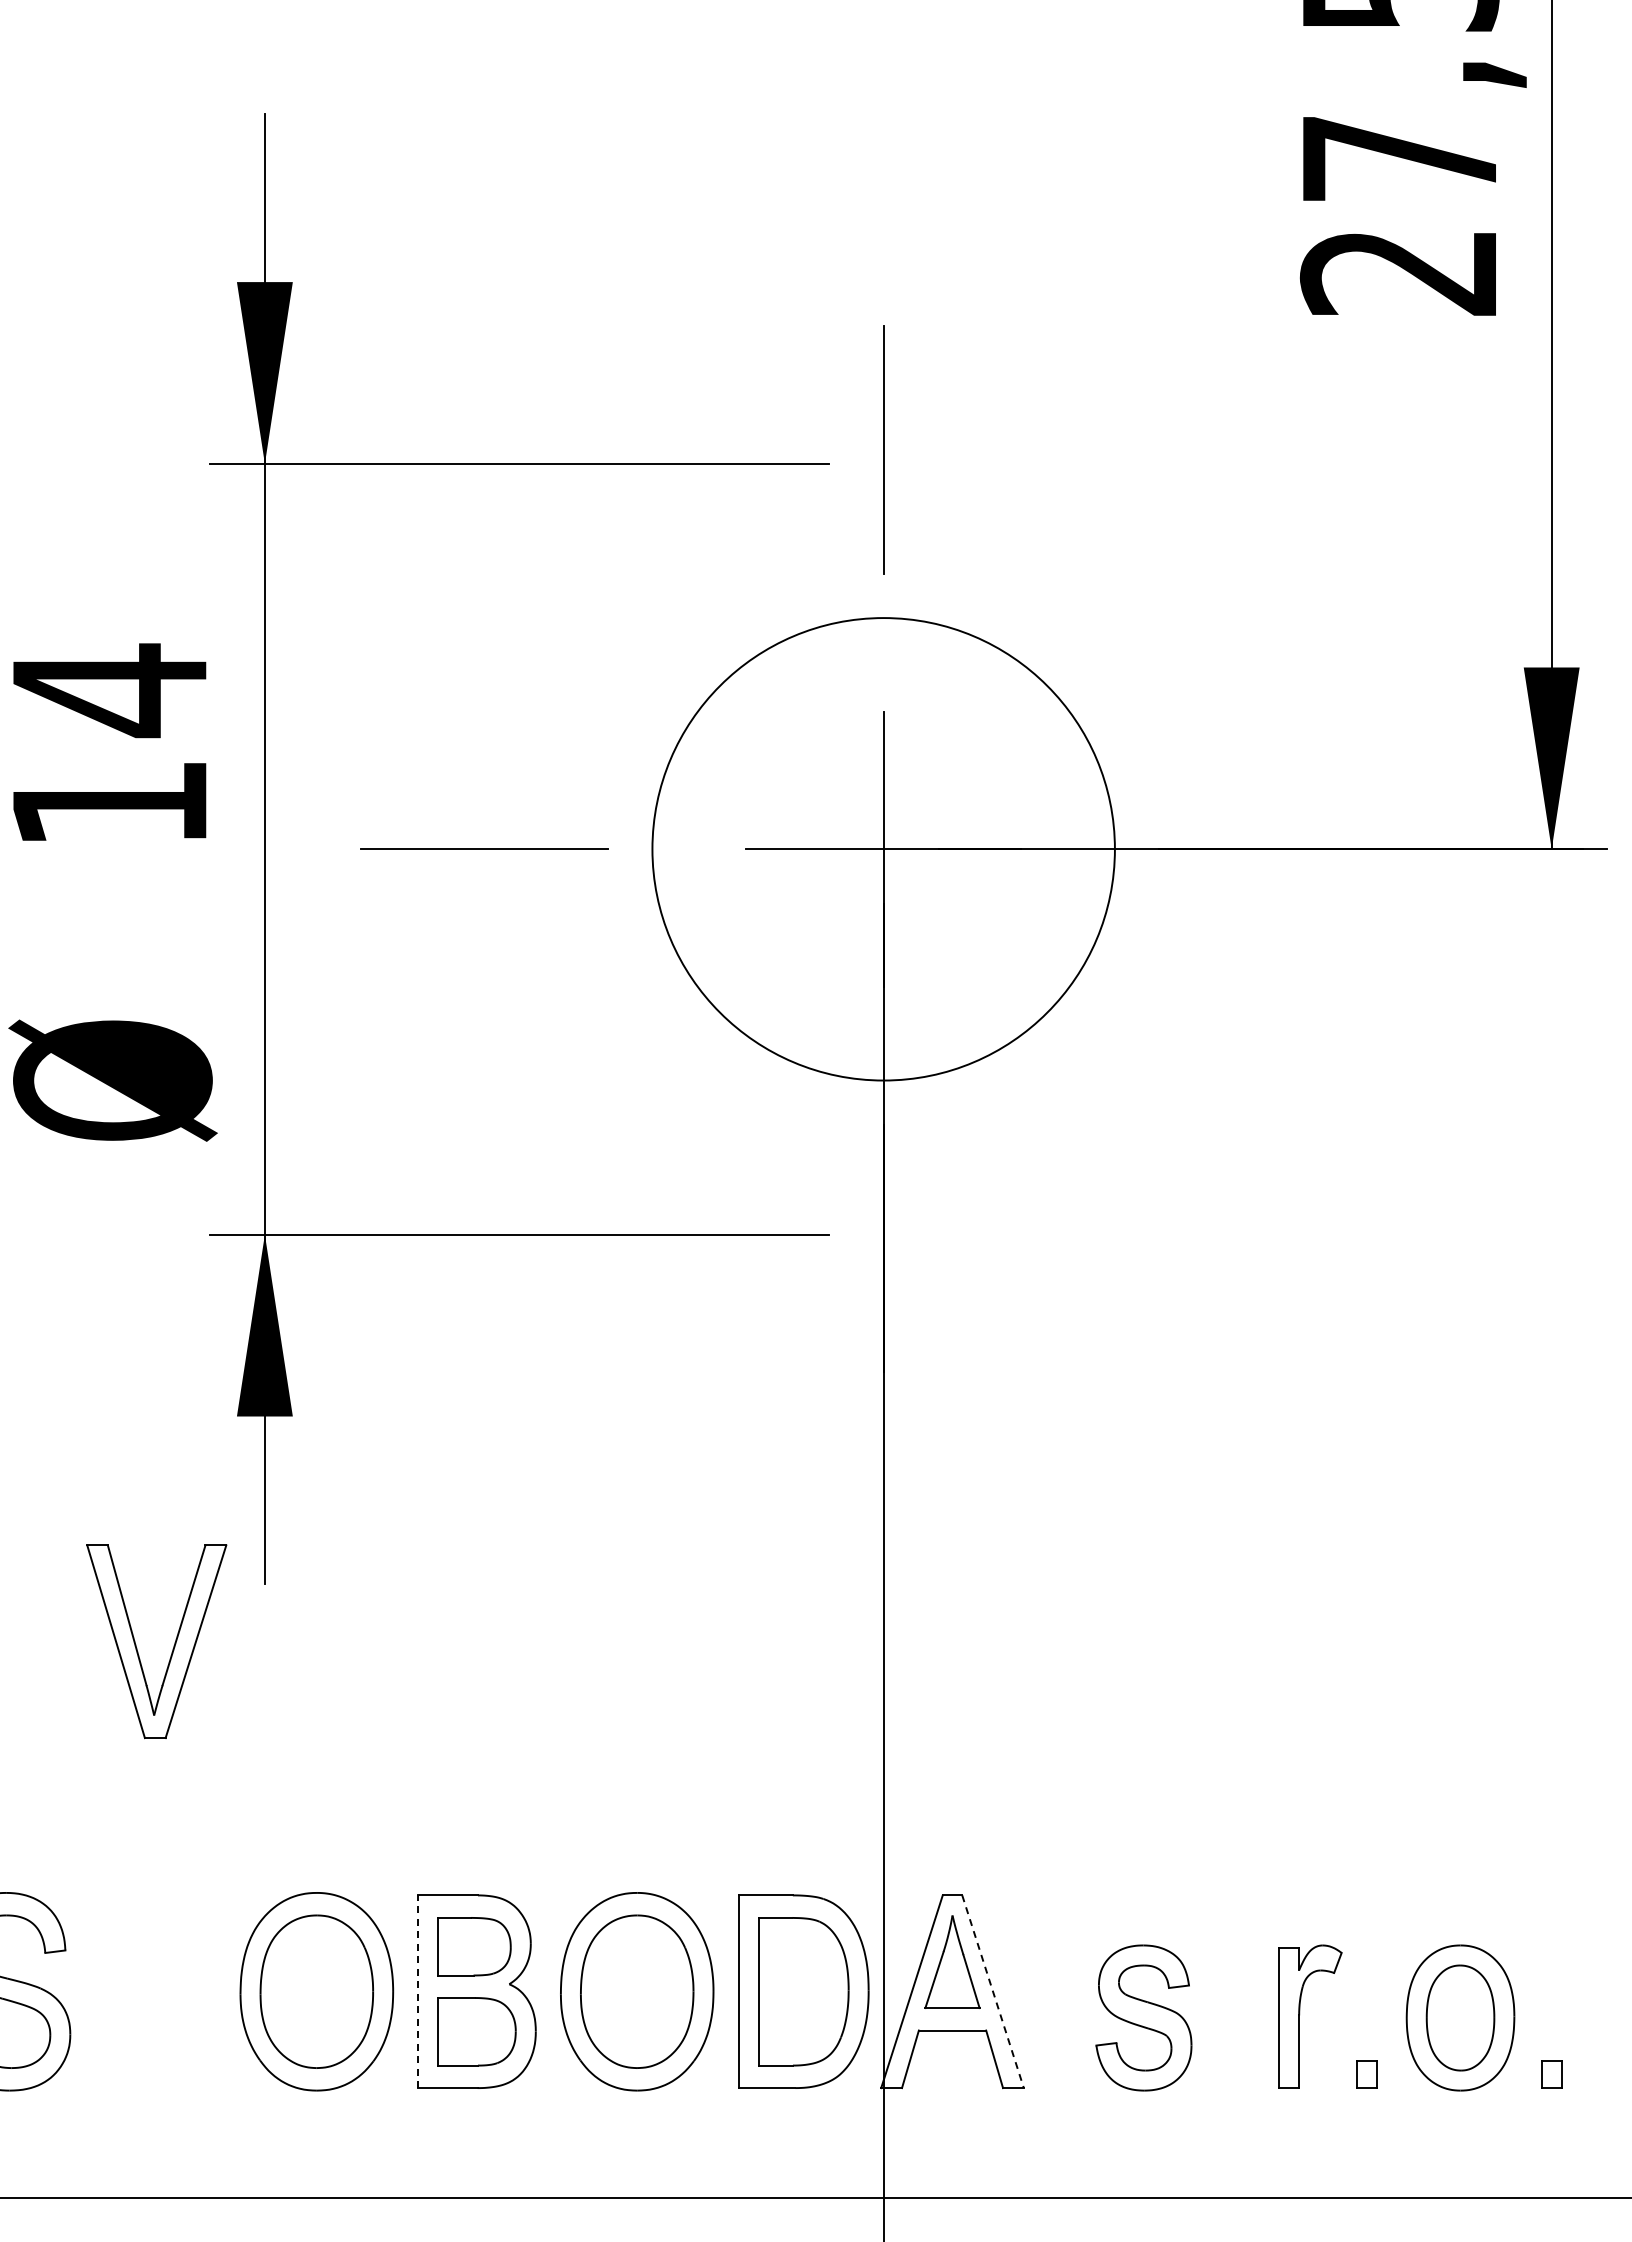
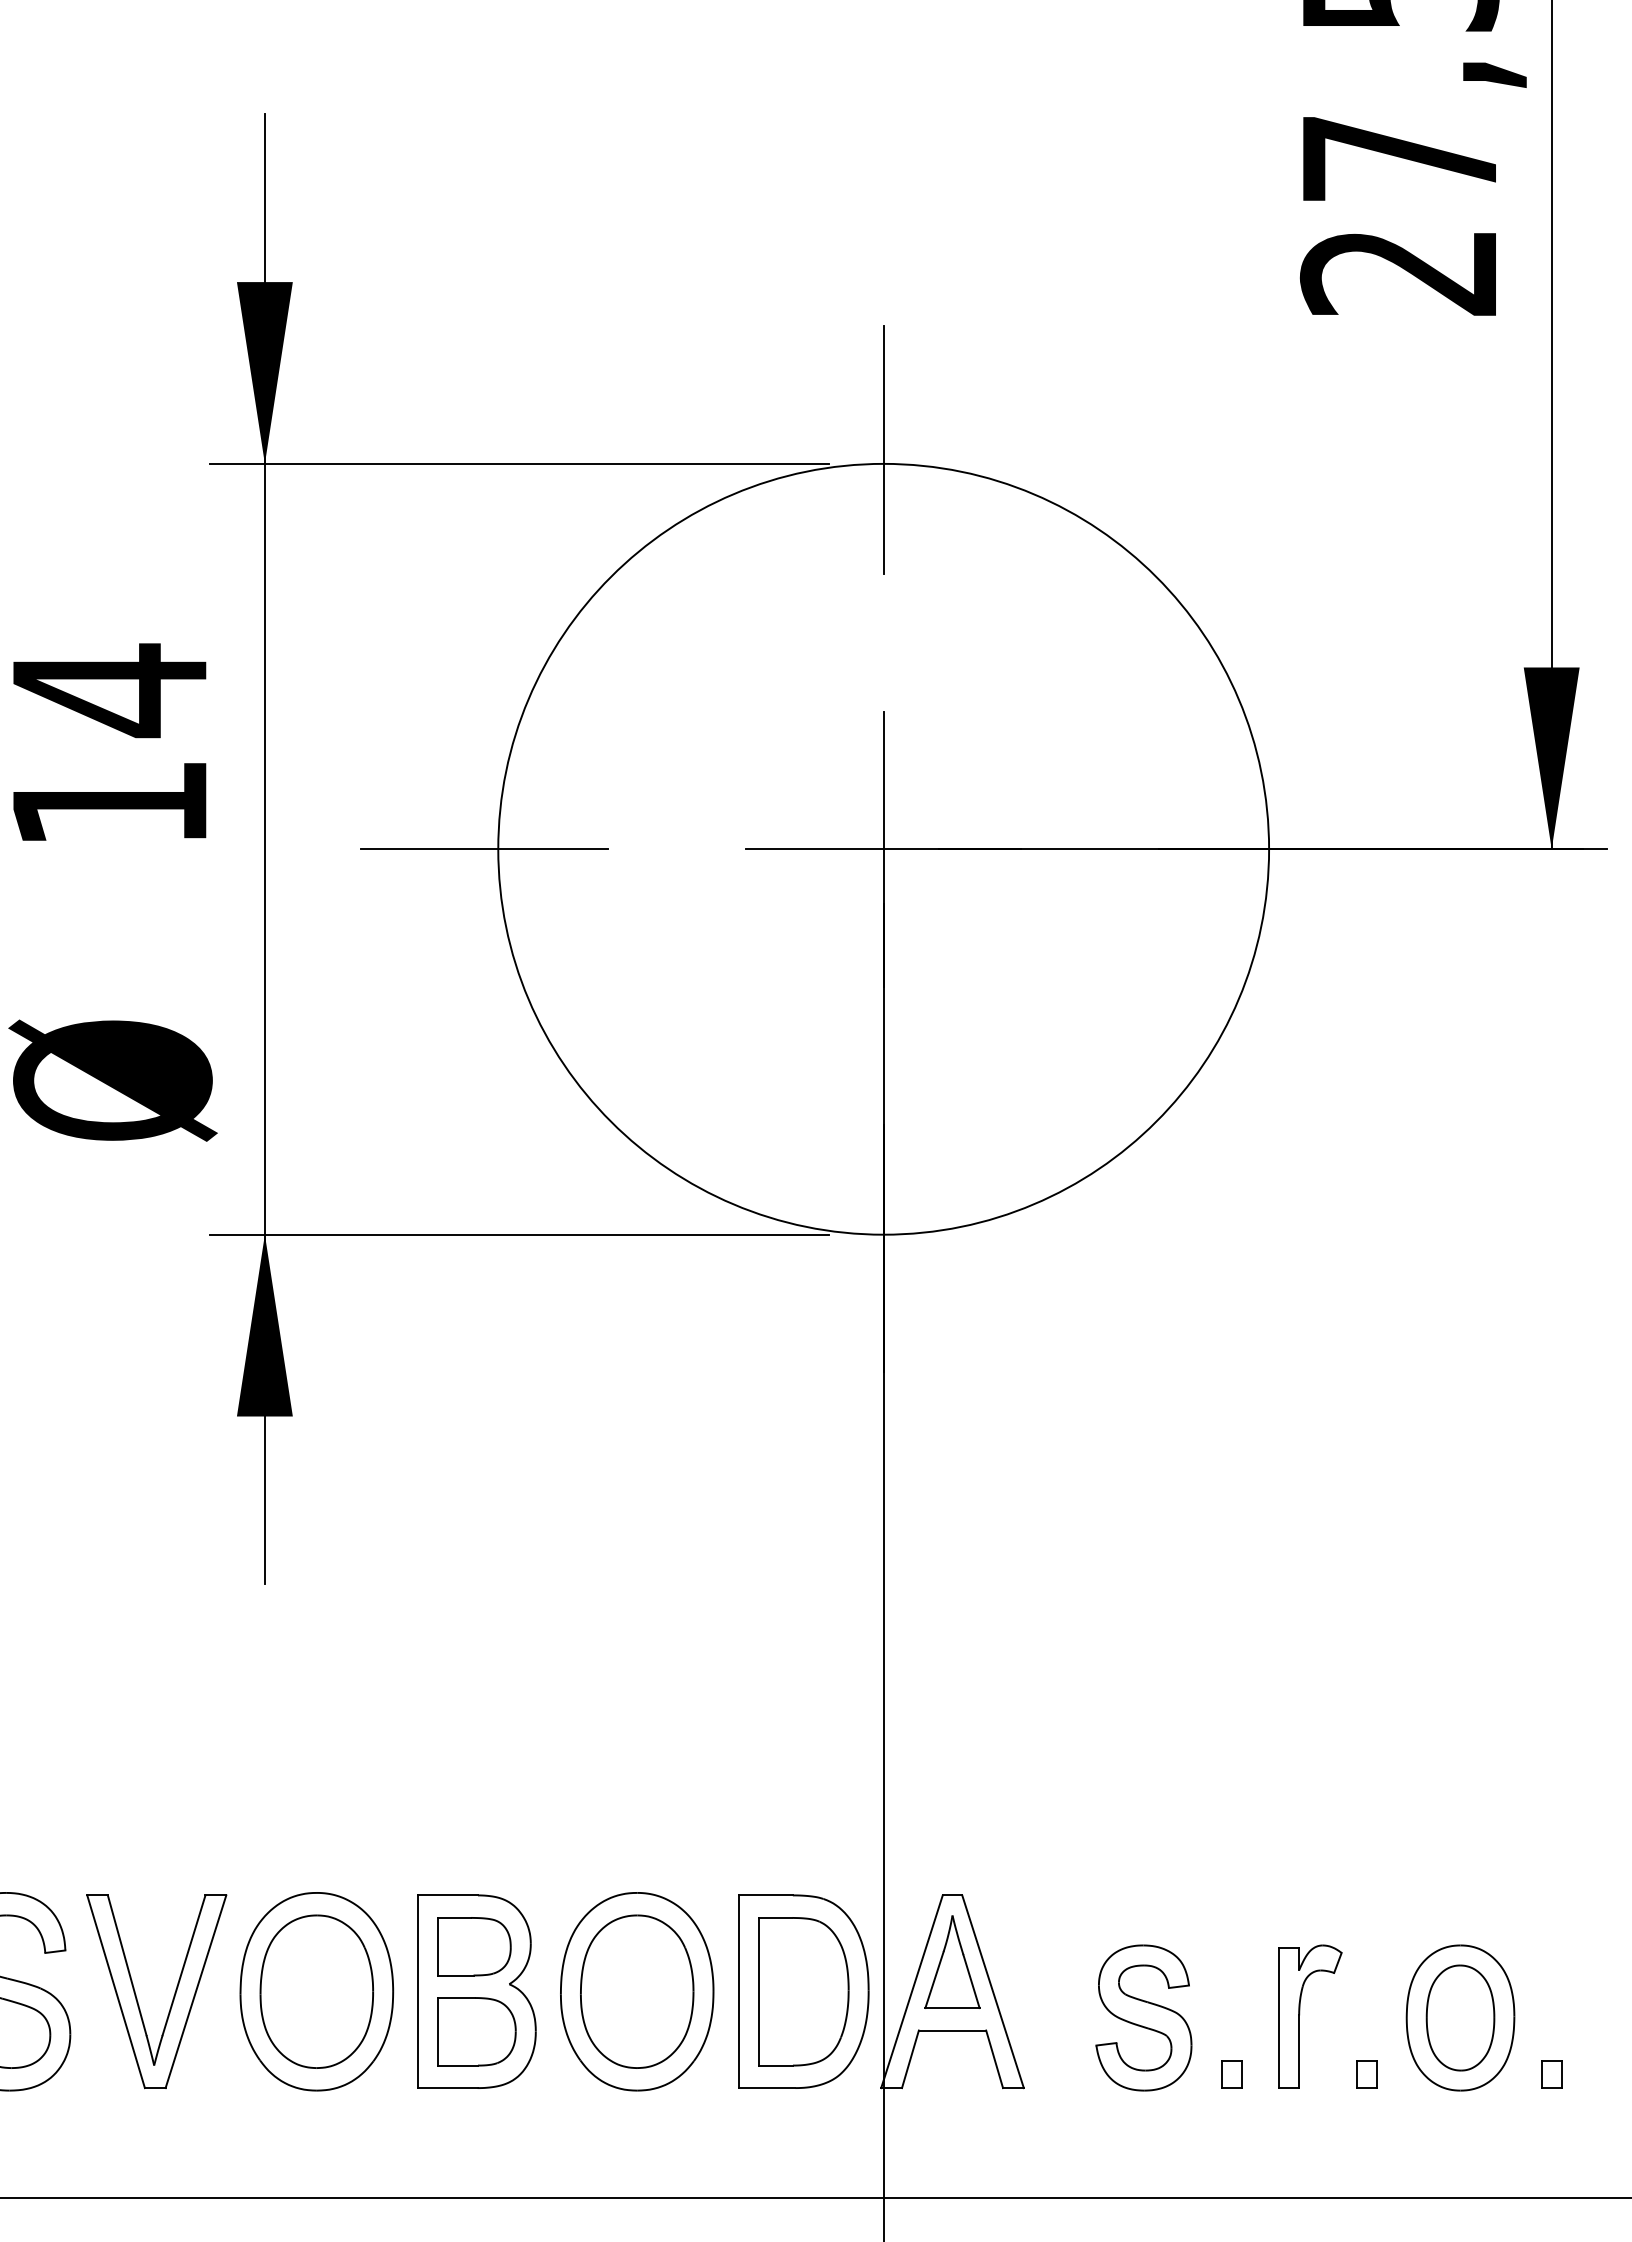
circle diameter: 462 px -> 771 px (883, 848)
part position: (173, 1645) -> (173, 1995) (173, 1995)
line: dashed -> solid (418, 1991)
line: dashed -> solid (993, 1992)
part: none -> present (1231, 2074)
